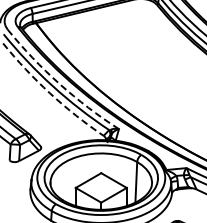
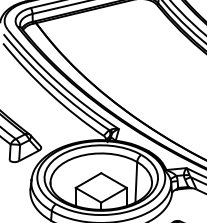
arc: dashed -> solid (59, 83)
arc: dashed -> solid (50, 93)
